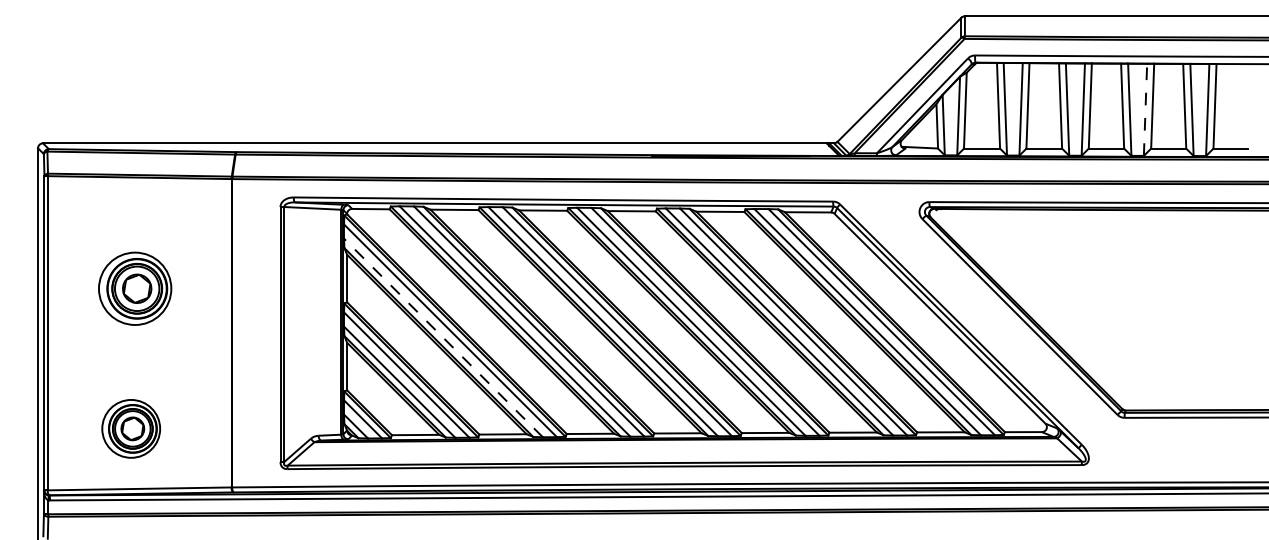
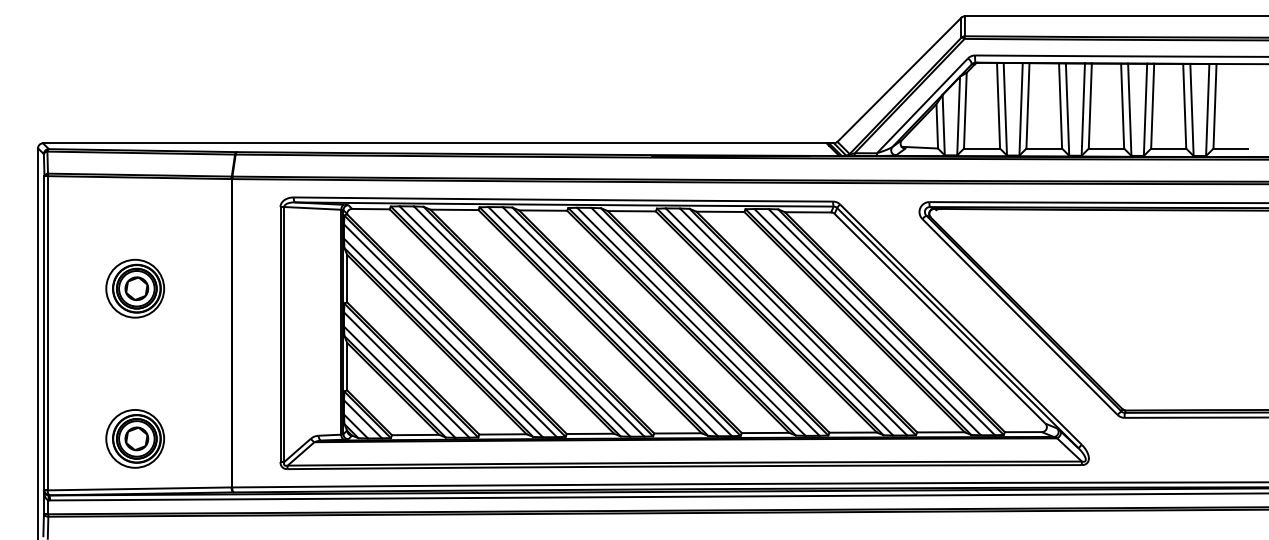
line: dashed -> solid (1145, 109)
part size: 75x75 px -> 61x61 px (135, 288)
line: dashed -> solid (443, 337)
part position: (131, 428) -> (135, 438) (135, 438)
